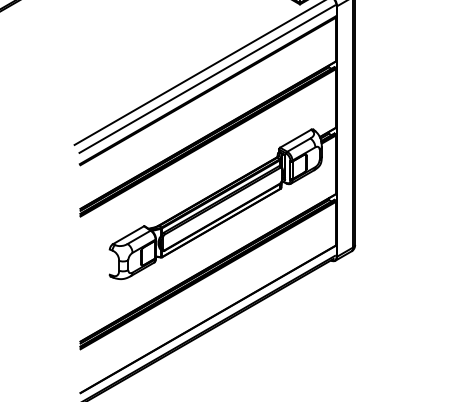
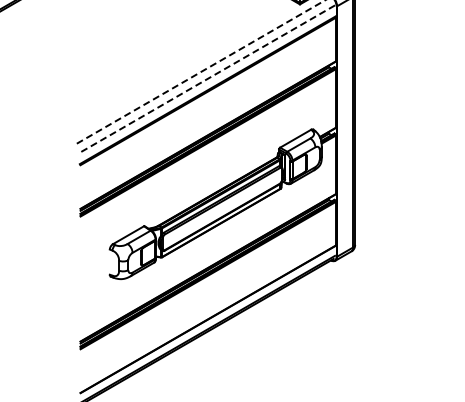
line: solid -> dashed (200, 72)
line: solid -> dashed (207, 79)
